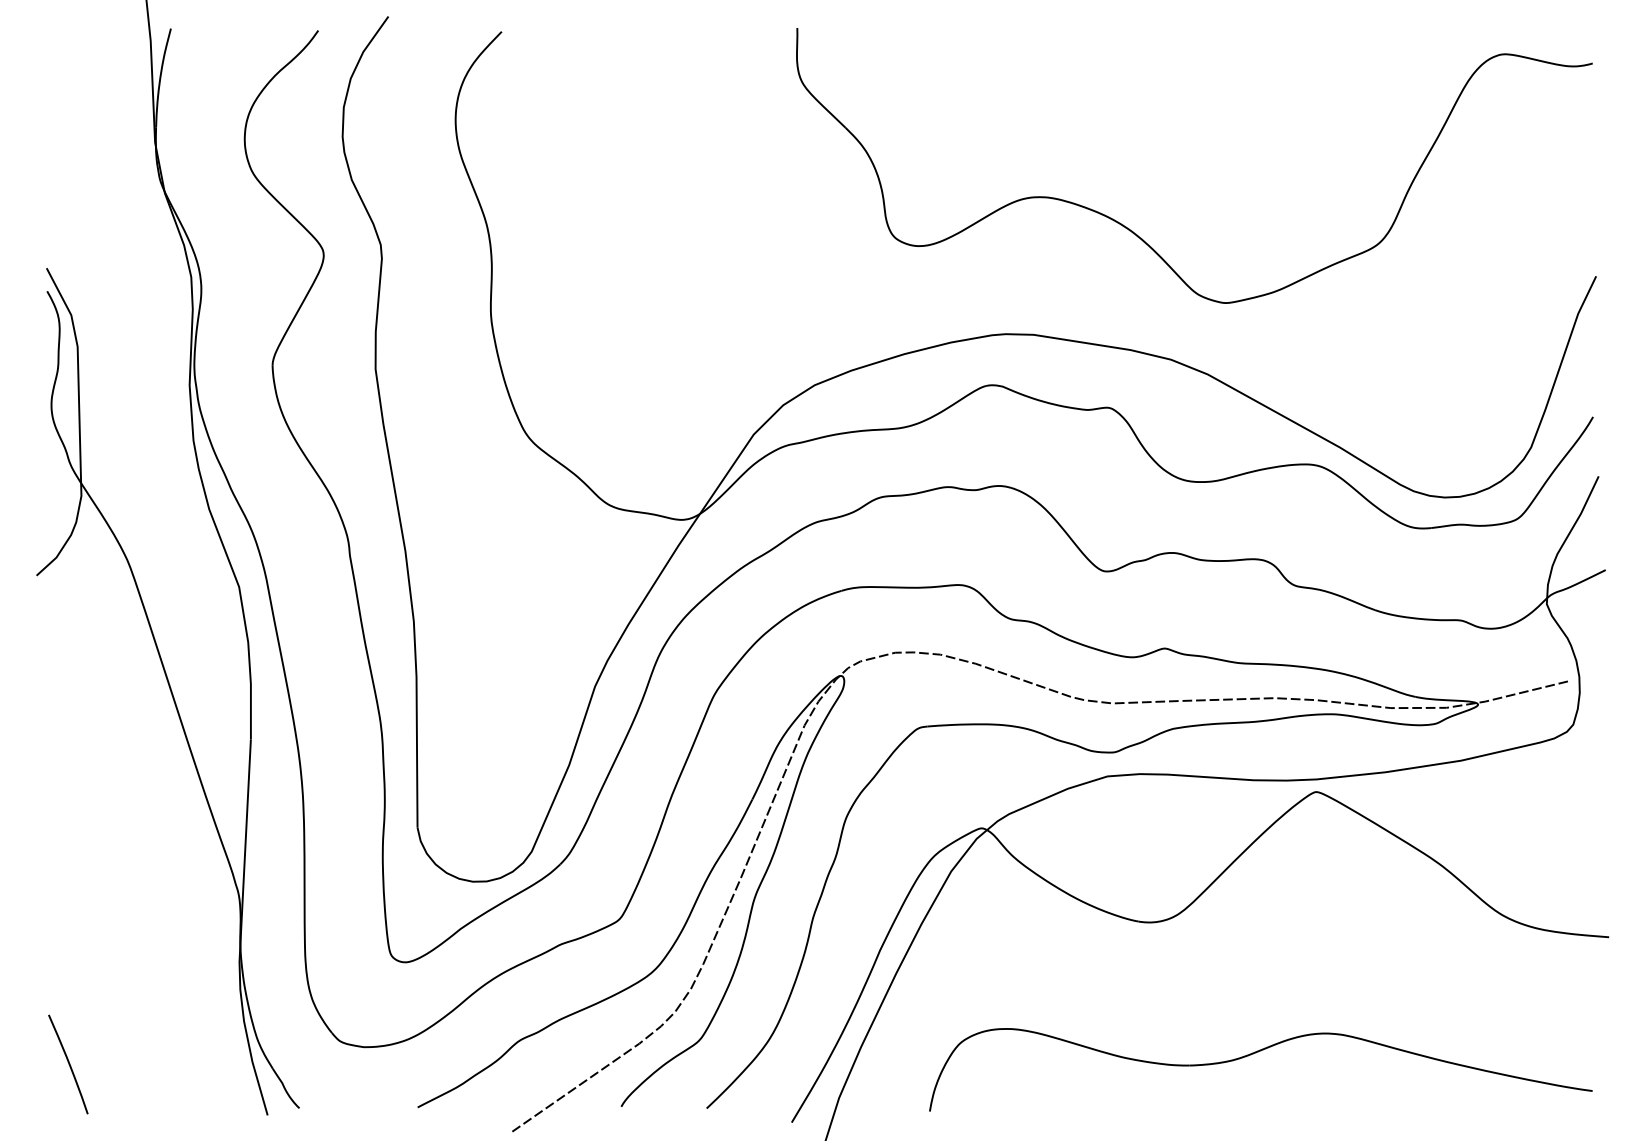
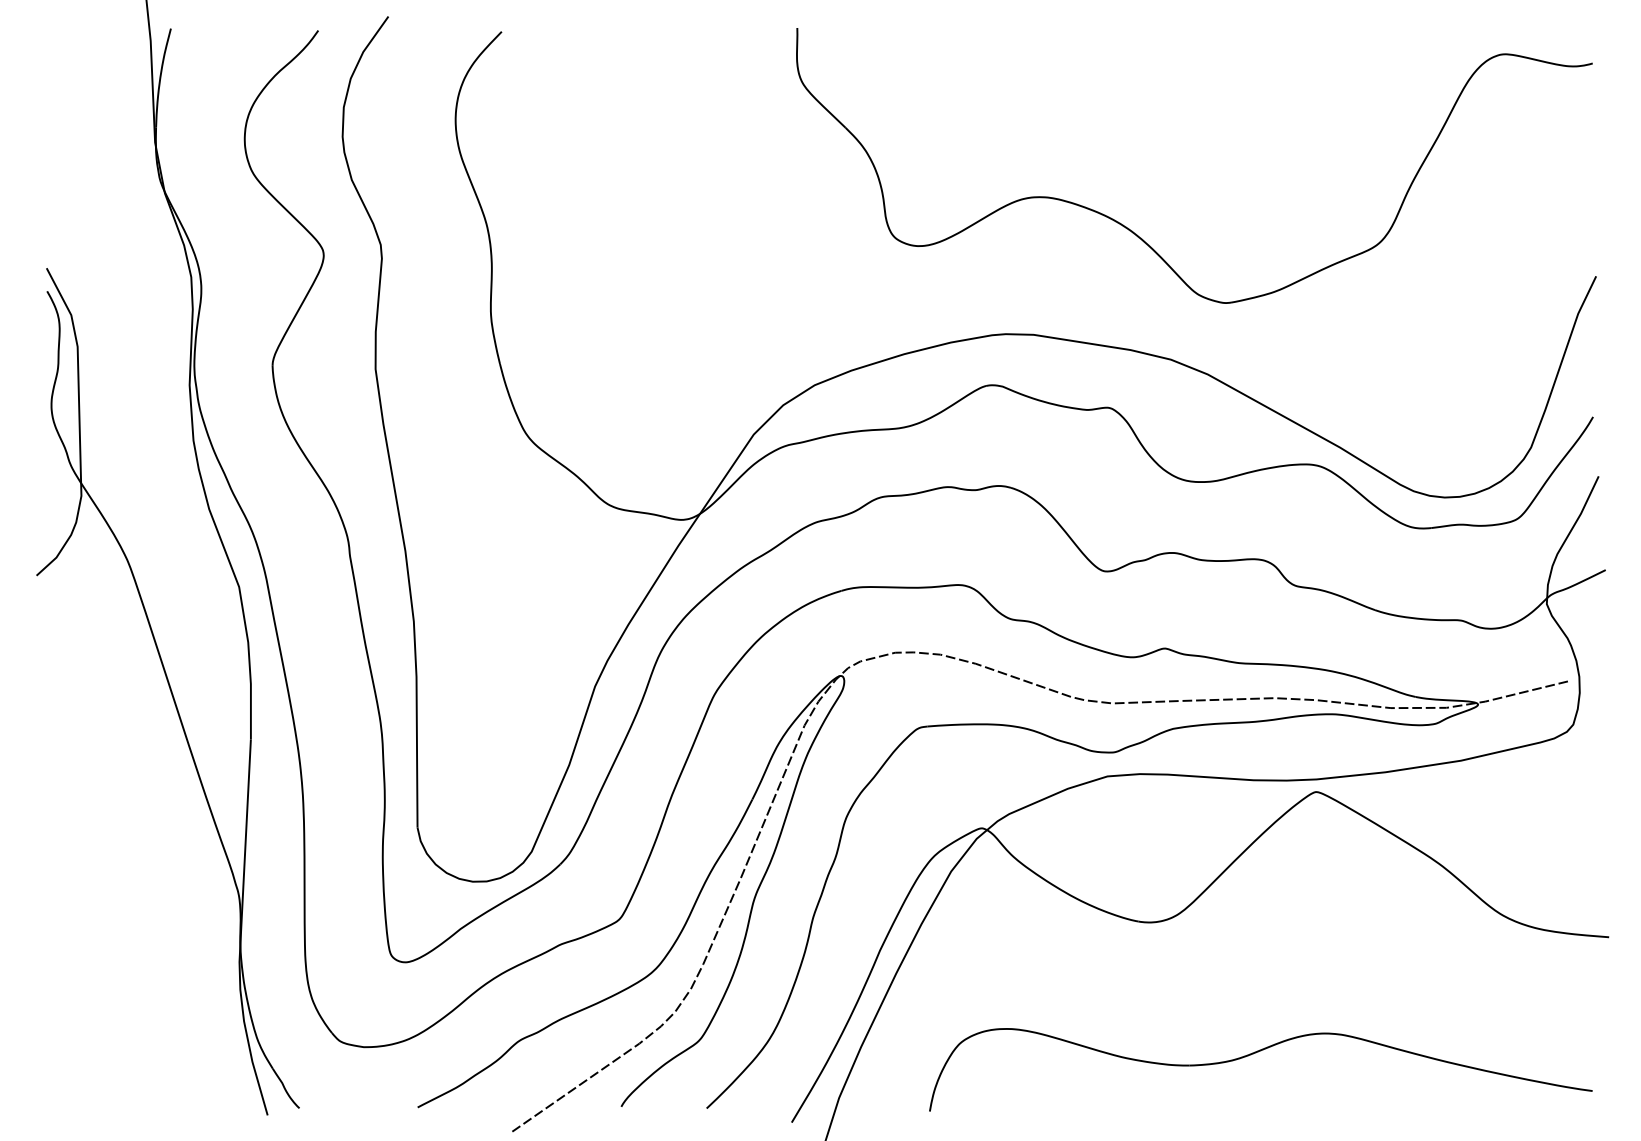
curve: present -> none (68, 1064)
